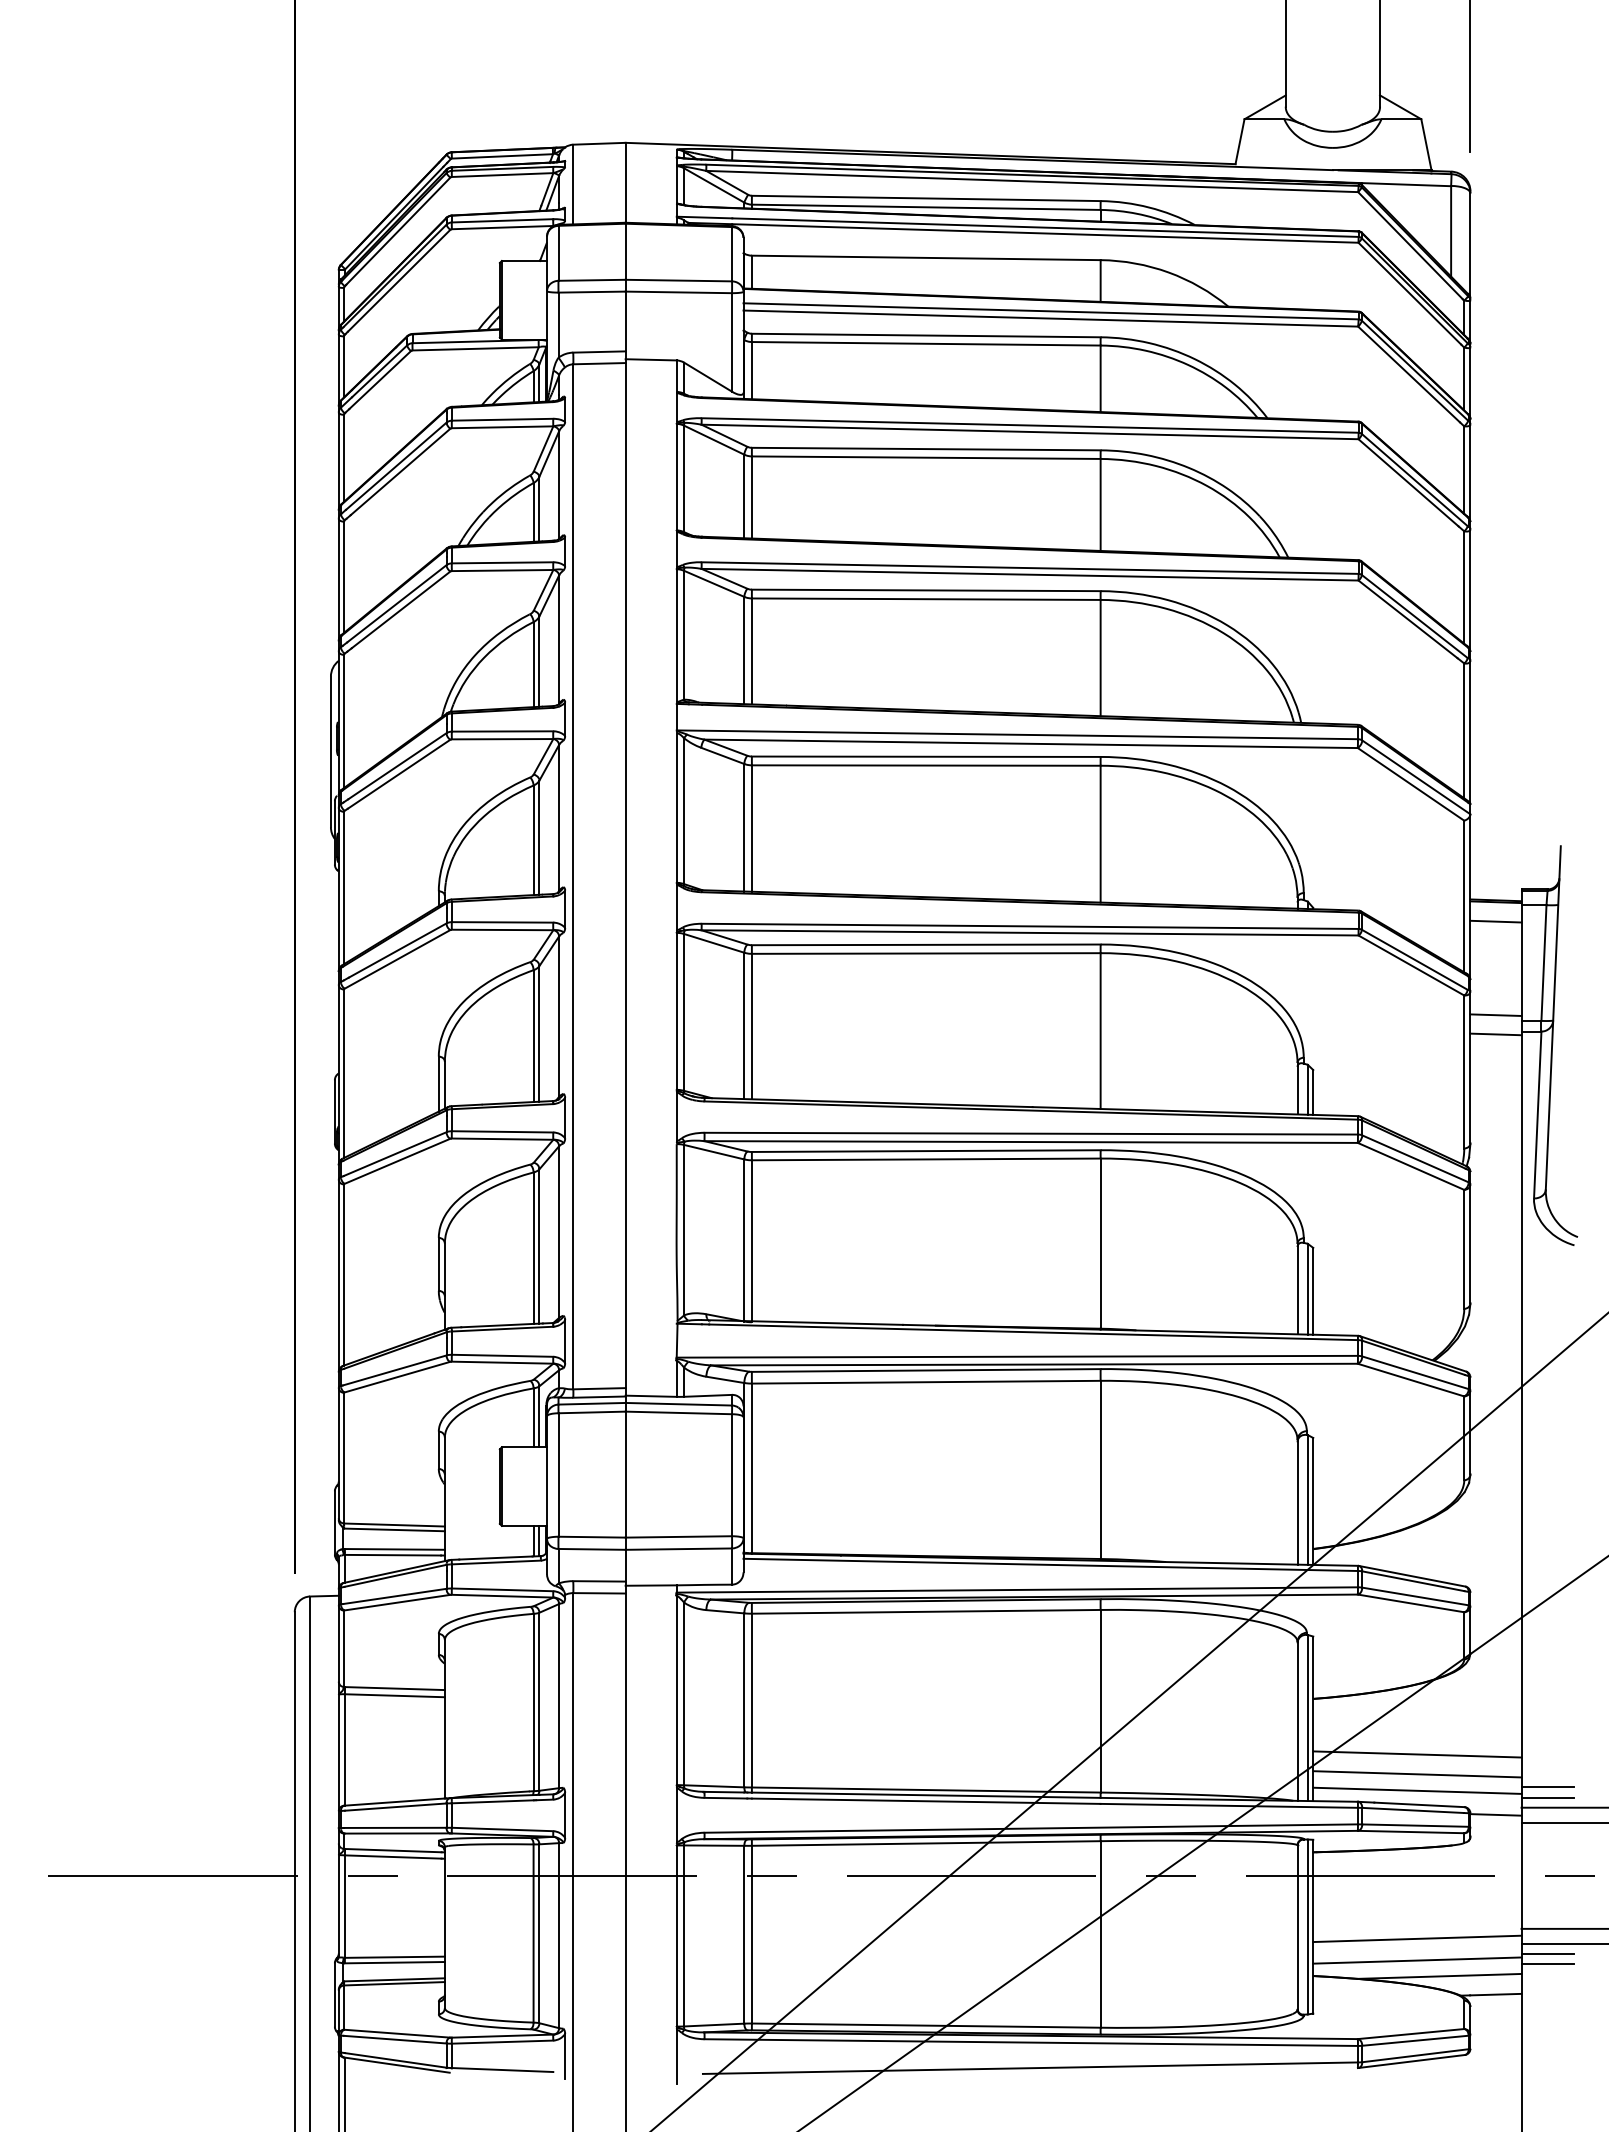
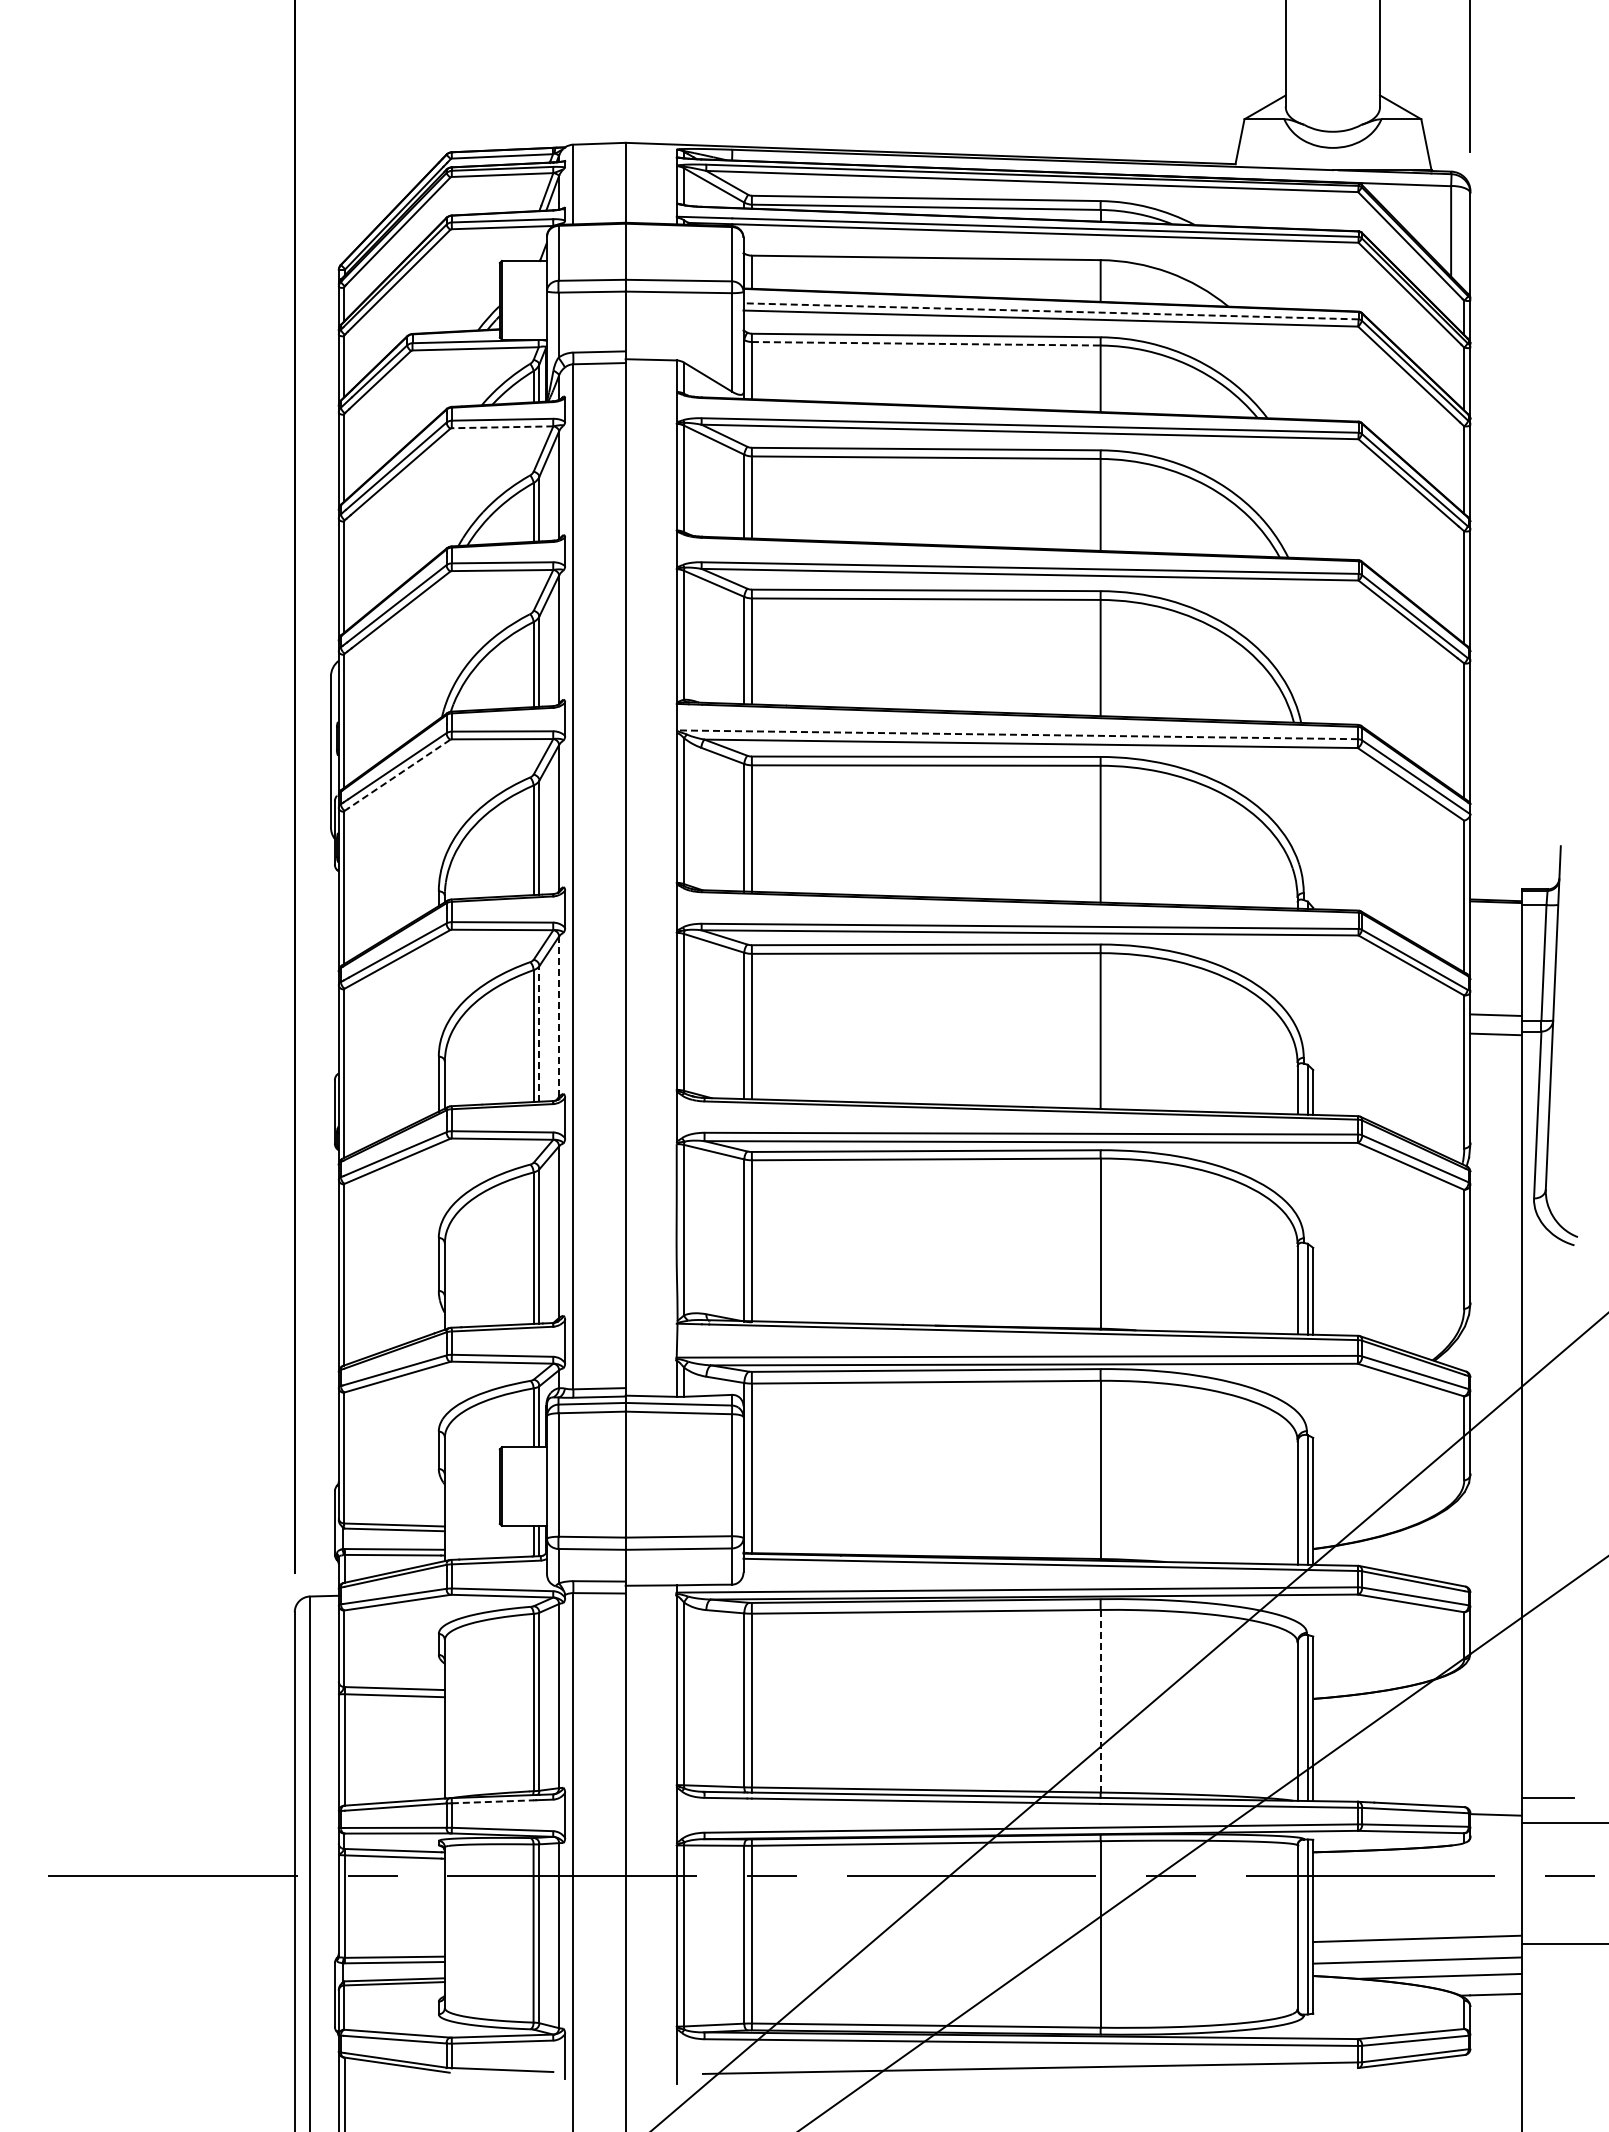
line: solid -> dashed (1051, 311)
line: solid -> dashed (926, 343)
line: solid -> dashed (502, 427)
line: solid -> dashed (1017, 734)
line: solid -> dashed (399, 774)
line: present -> none (1495, 921)
line: solid -> dashed (559, 1017)
line: solid -> dashed (539, 1033)
line: solid -> dashed (1100, 1700)
line: present -> none (1417, 1754)
line: present -> none (1417, 1774)
line: present -> none (1547, 1787)
line: present -> none (1417, 1790)
line: solid -> dashed (493, 1801)
line: present -> none (1563, 1807)
line: present -> none (1563, 1928)
line: present -> none (1547, 1953)
line: present -> none (1547, 1964)
